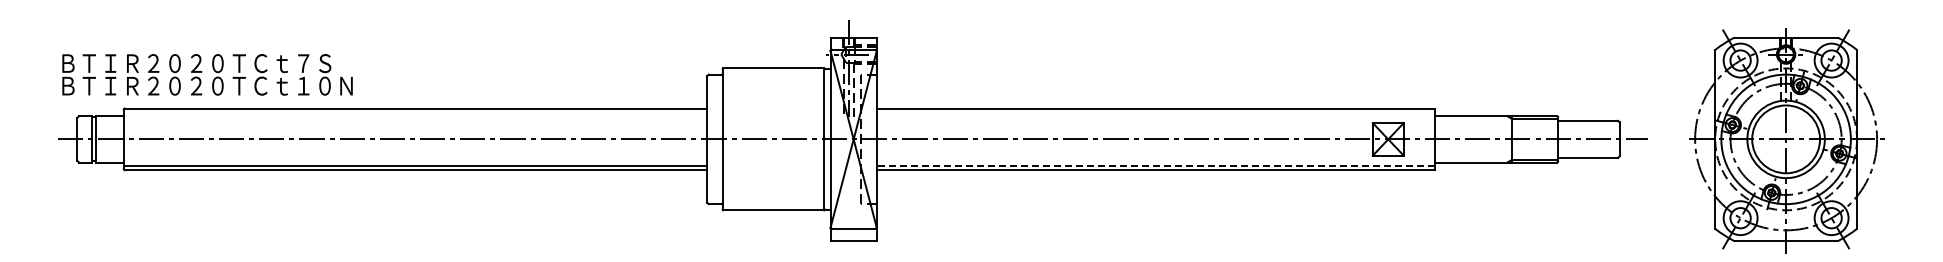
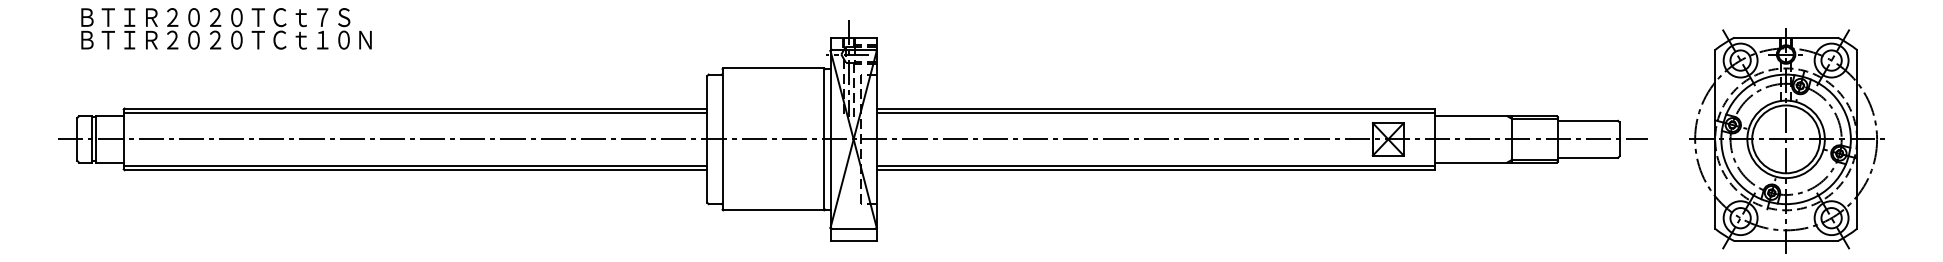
text position: (207, 74) -> (226, 28) (226, 28)
line: none -> present (415, 112)
line: none -> present (1155, 112)
line: dashed -> solid (1155, 165)
